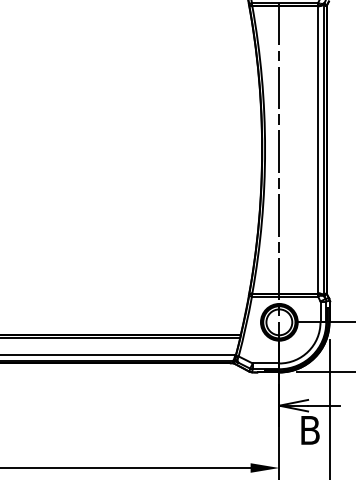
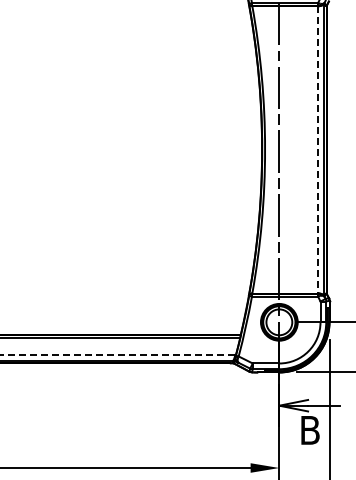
line: solid -> dashed (317, 149)
line: solid -> dashed (117, 355)
